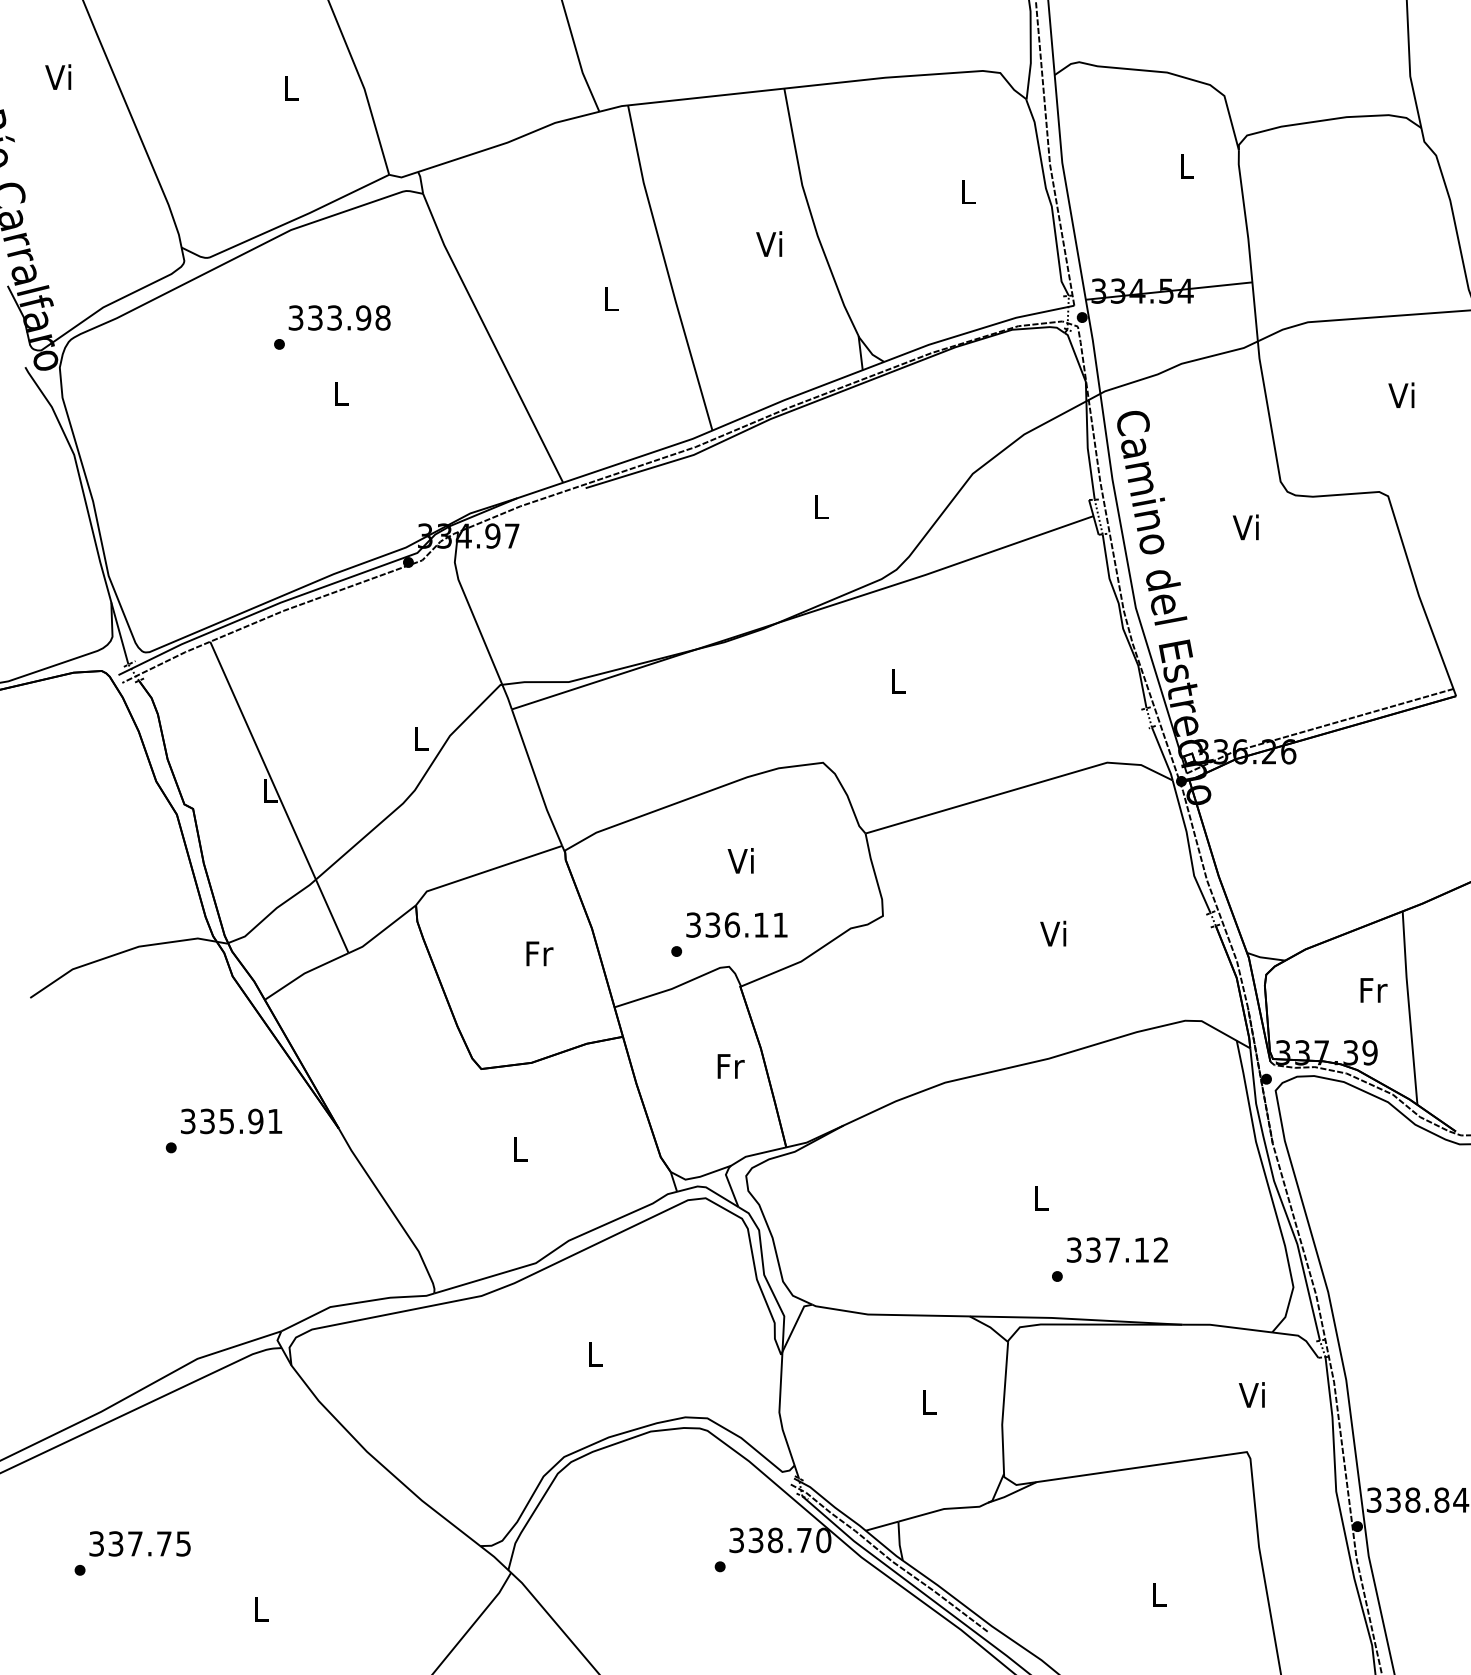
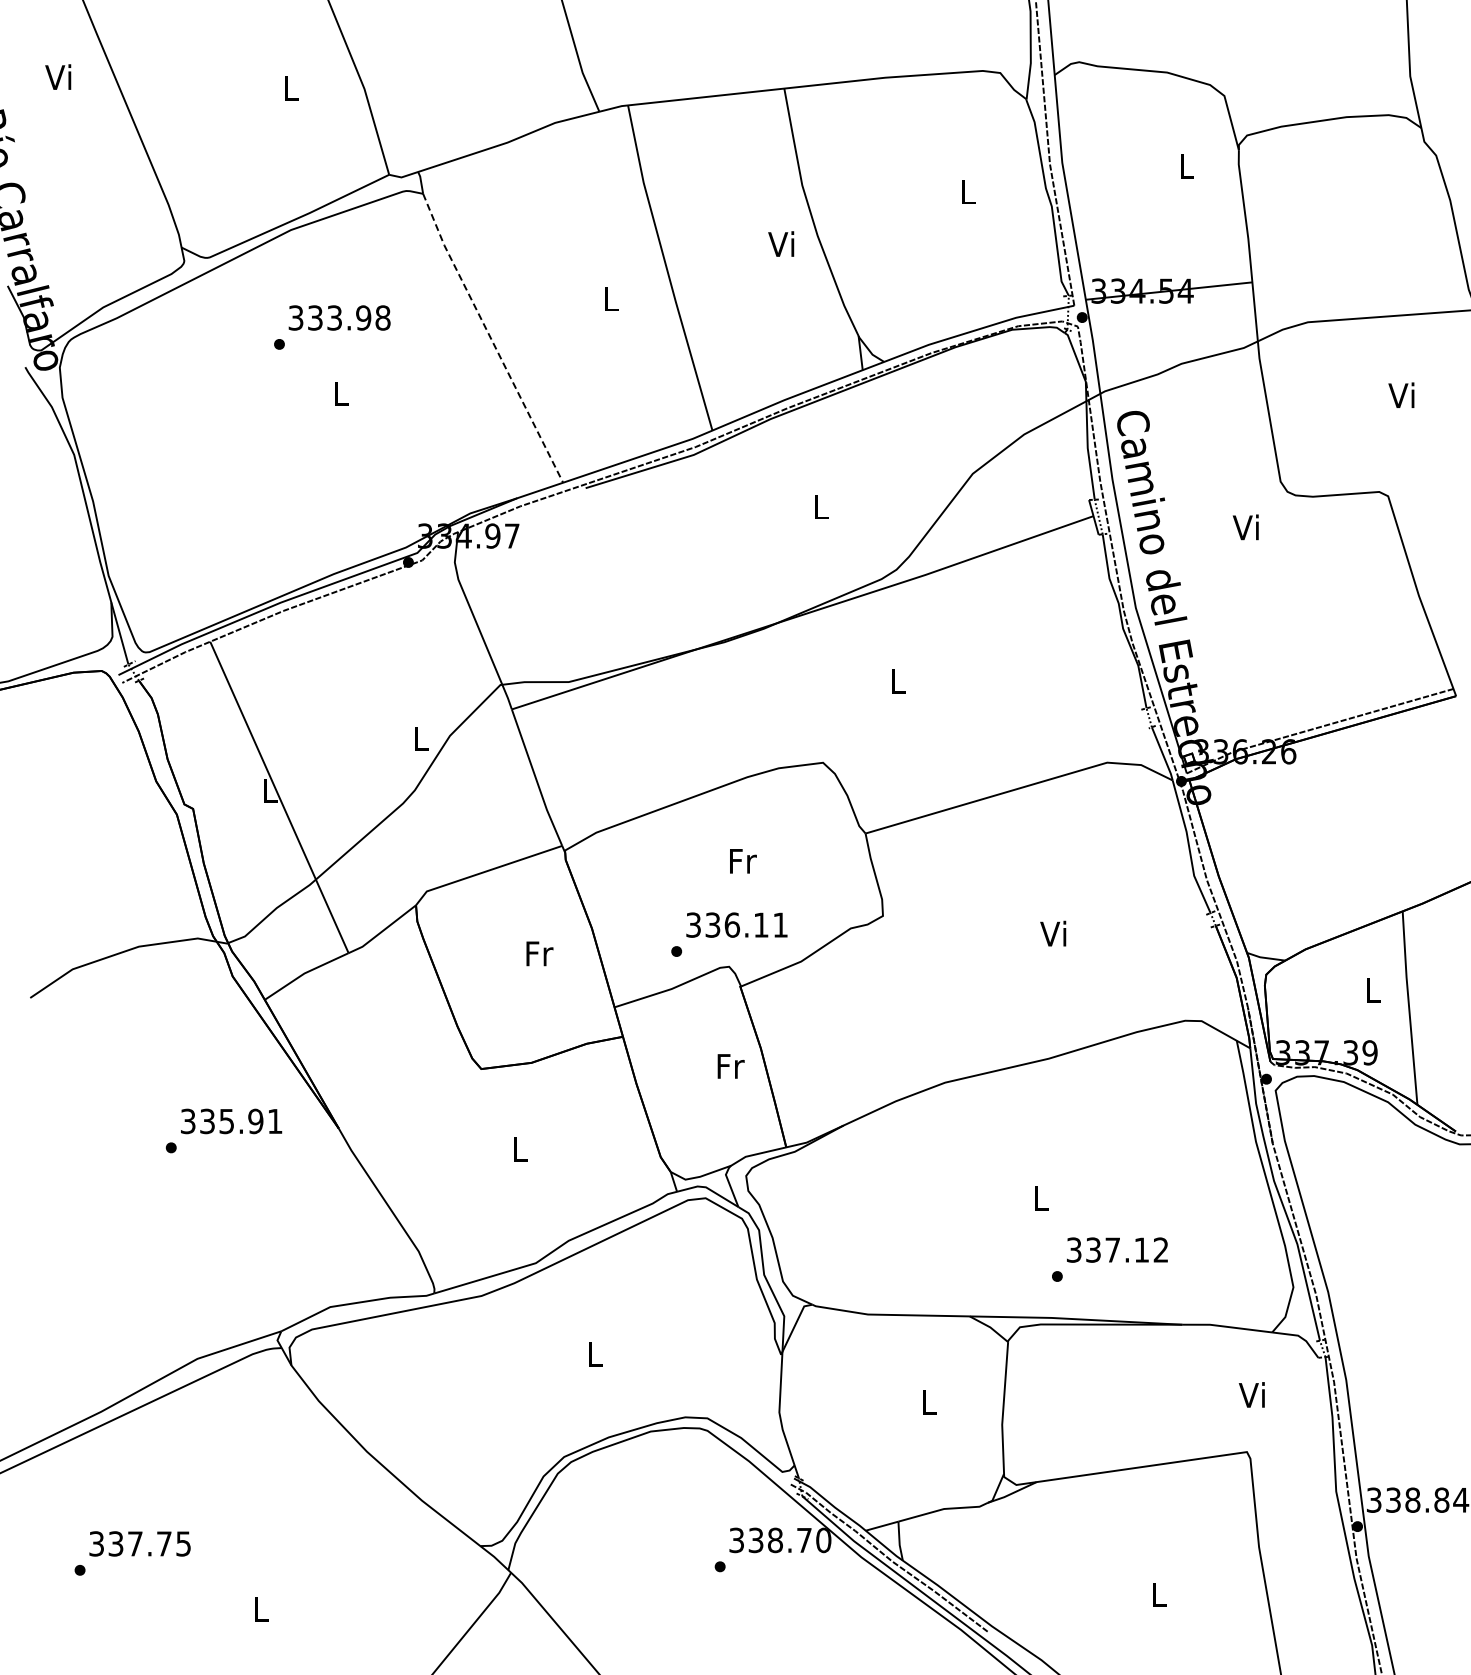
text position: (769, 243) -> (781, 243) (781, 243)
line: solid -> dashed (491, 338)
text: Vi -> Fr (741, 860)
text: Fr -> L (1373, 990)
